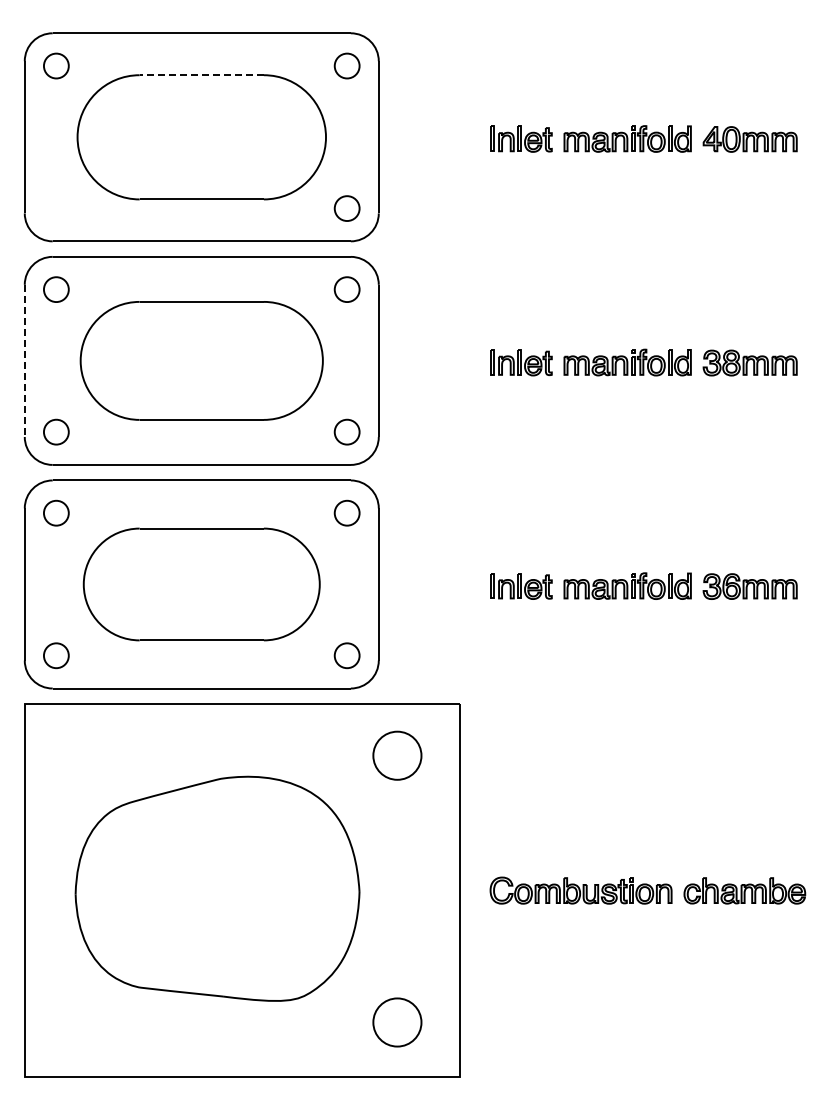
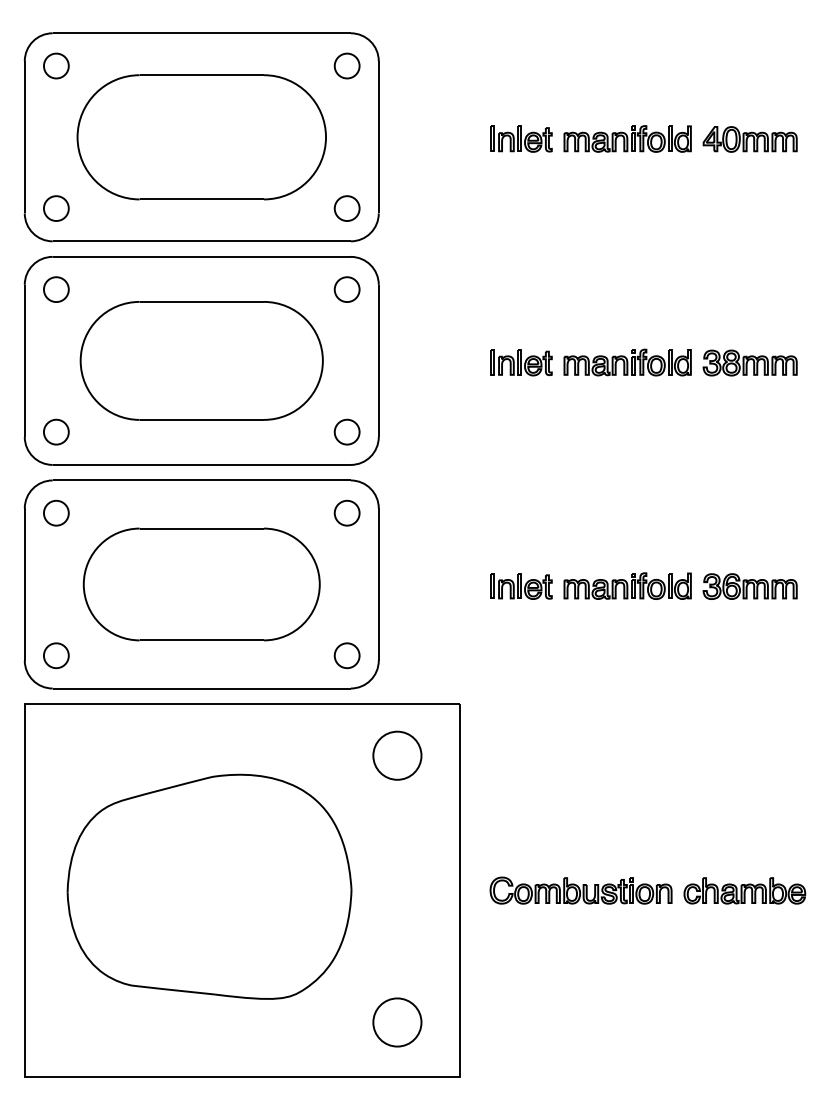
line: dashed -> solid (201, 75)
circle: none -> present (56, 208)
line: dashed -> solid (24, 361)
part position: (217, 888) -> (209, 886) (209, 886)
